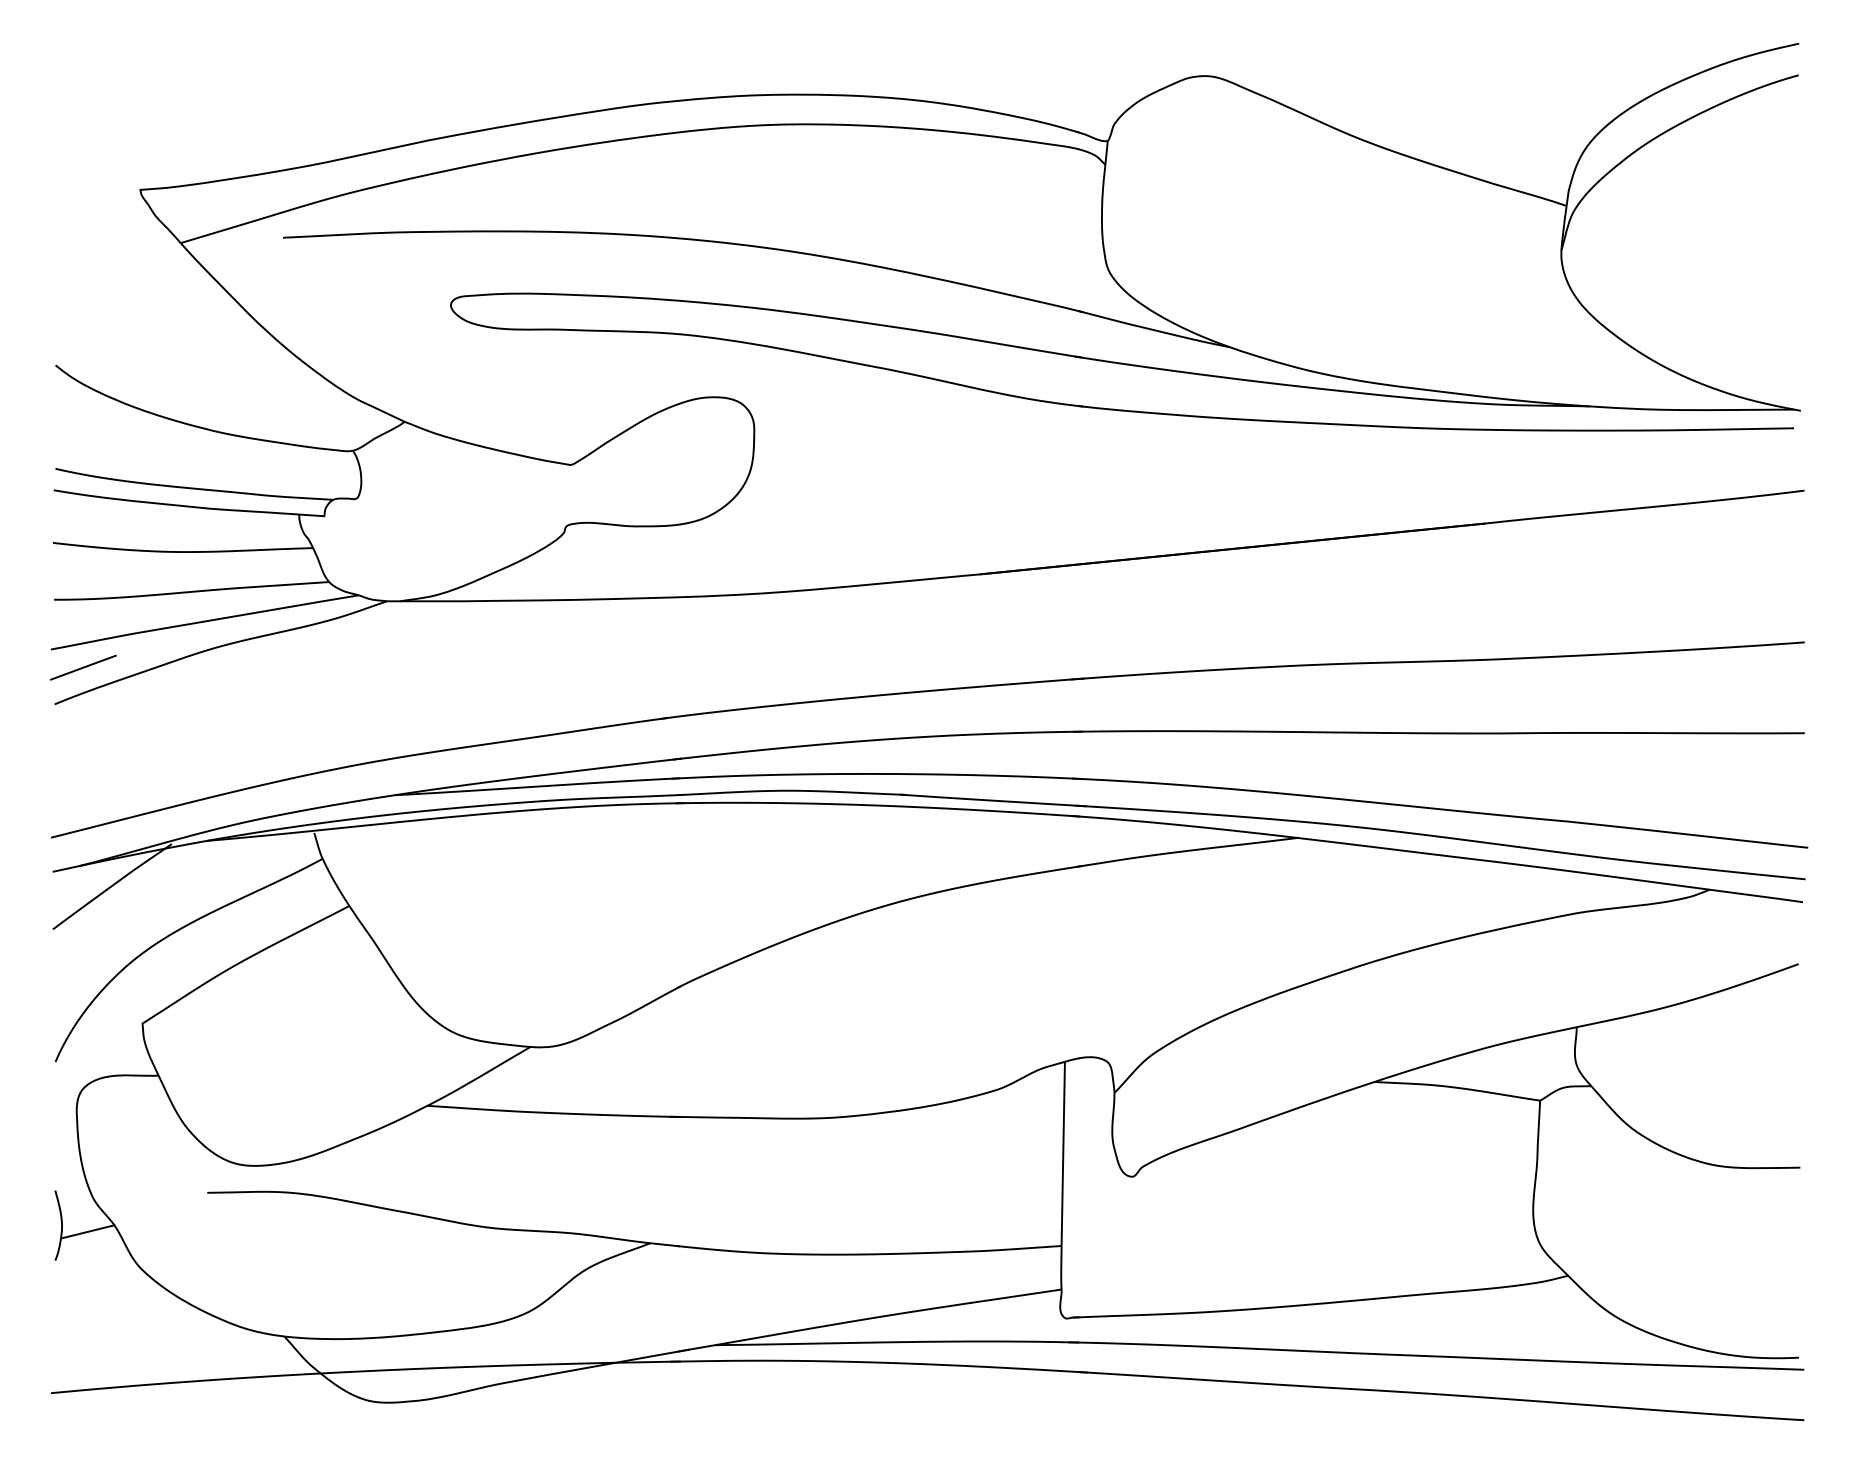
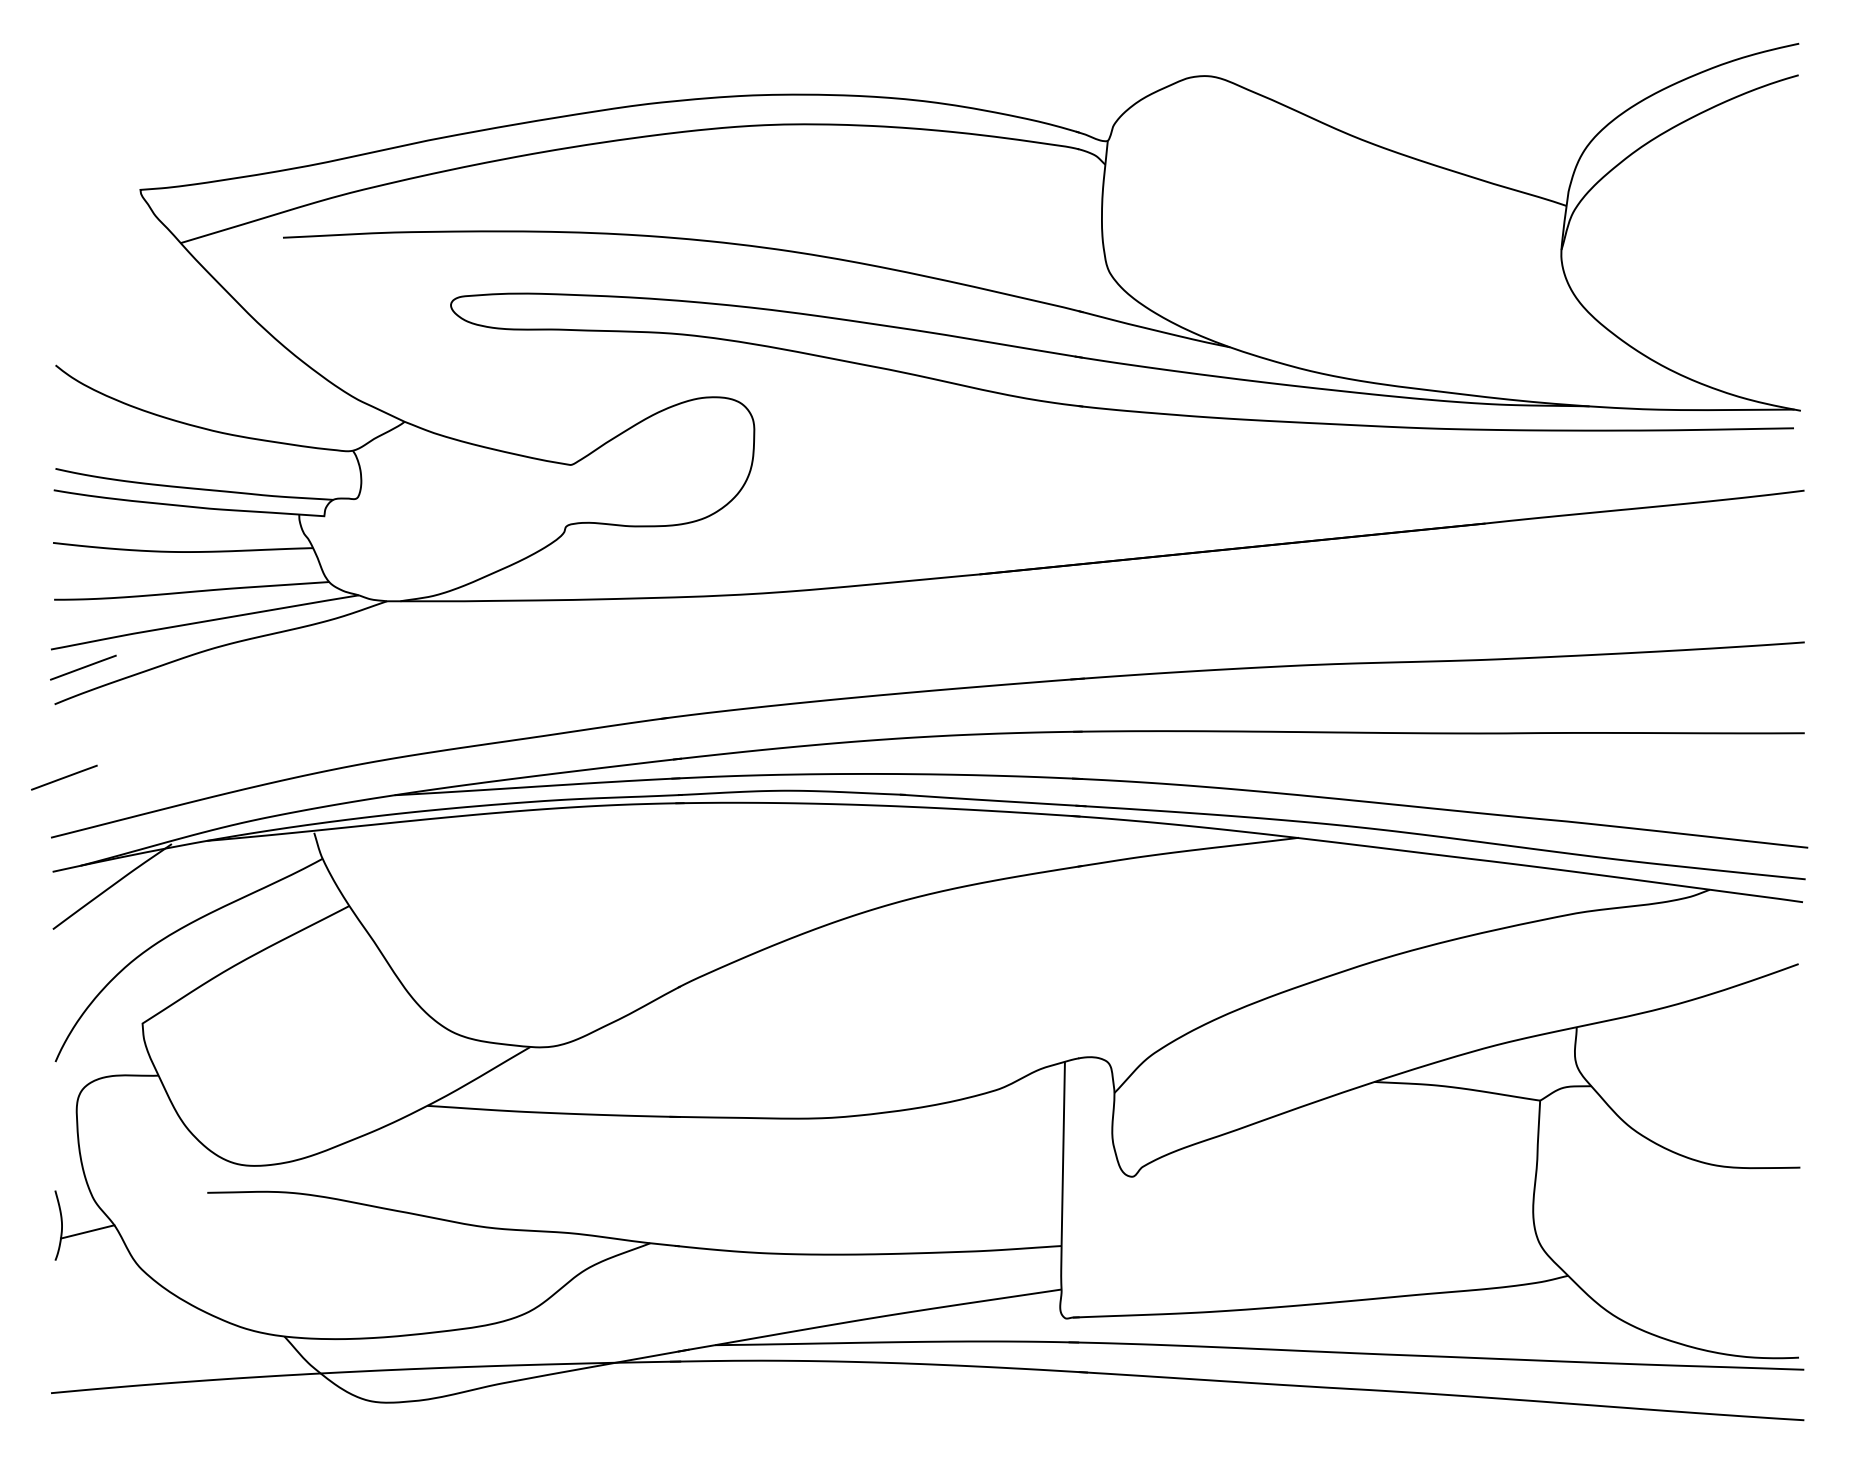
line: none -> present (64, 777)
